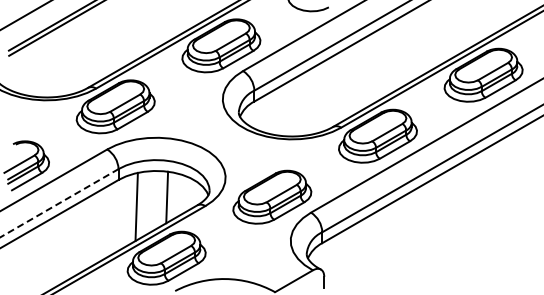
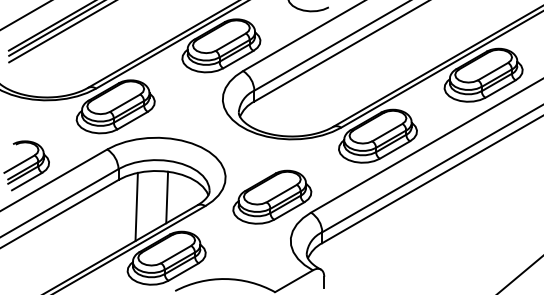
line: none -> present (61, 32)
line: dashed -> solid (59, 203)
line: none -> present (520, 274)
